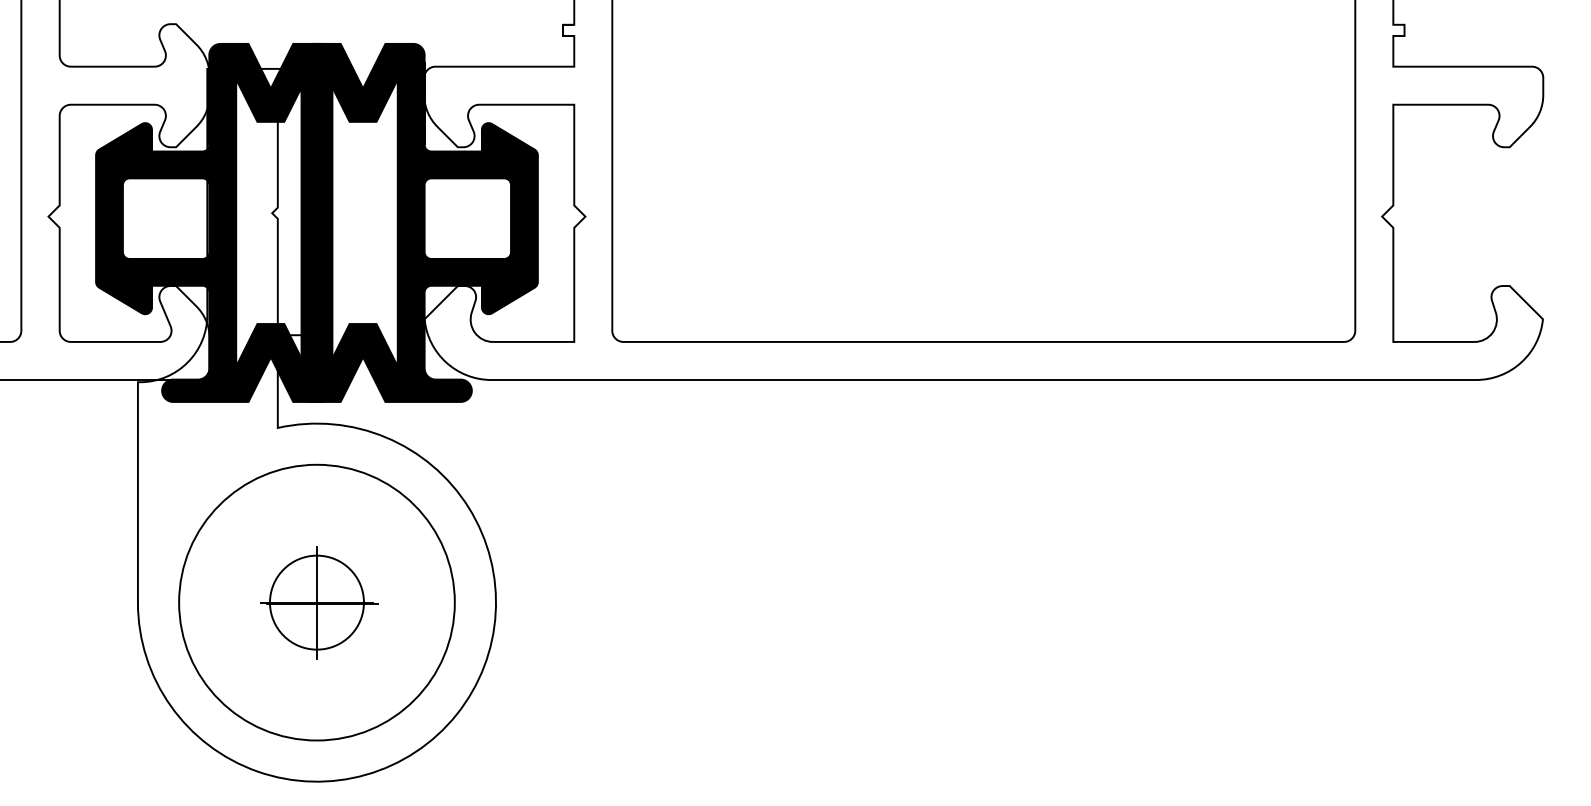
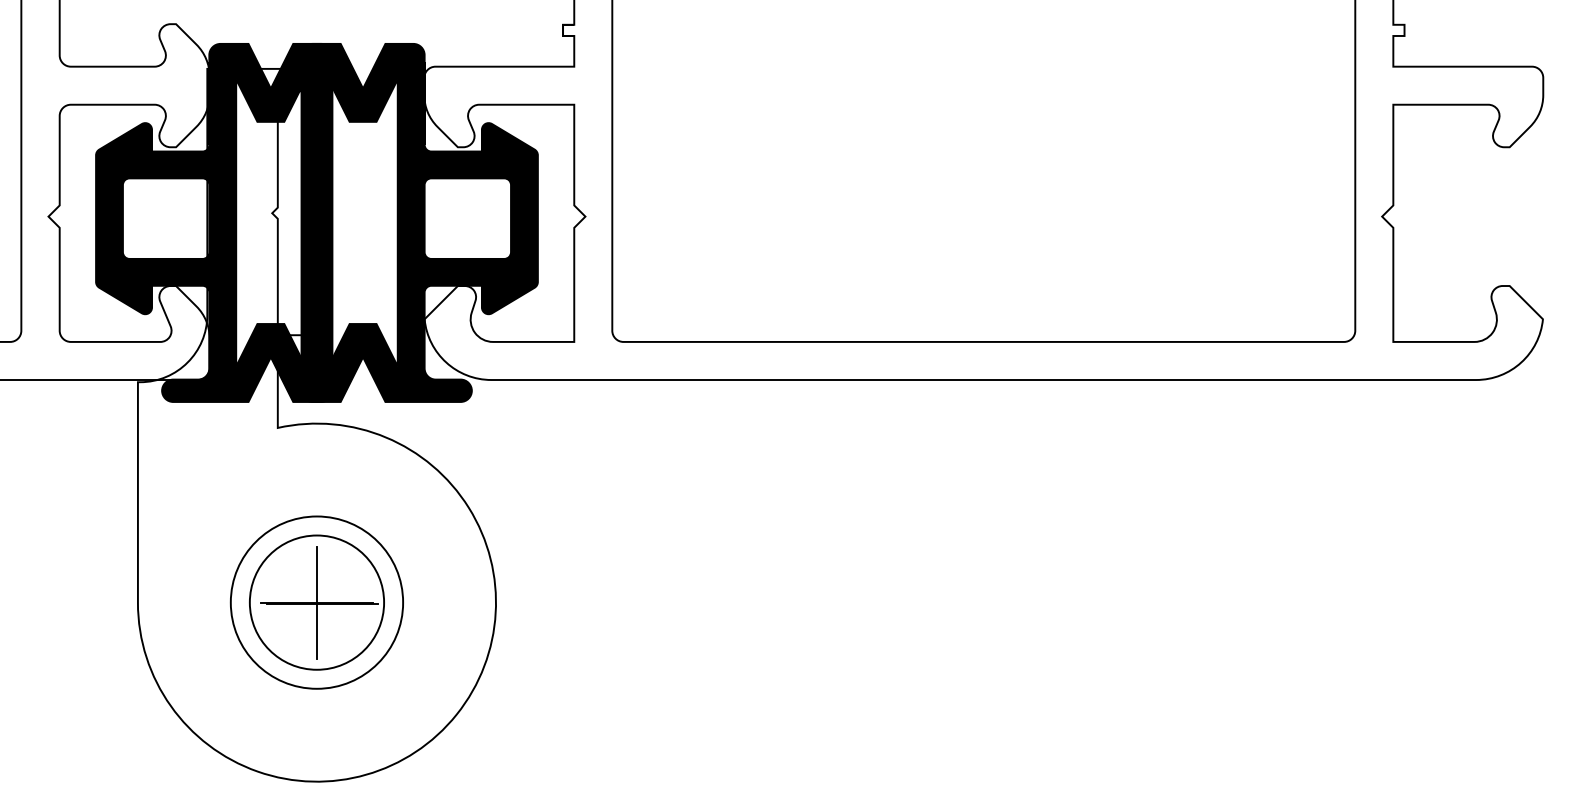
circle diameter: 276 px -> 172 px (316, 602)
circle diameter: 94 px -> 134 px (316, 602)
